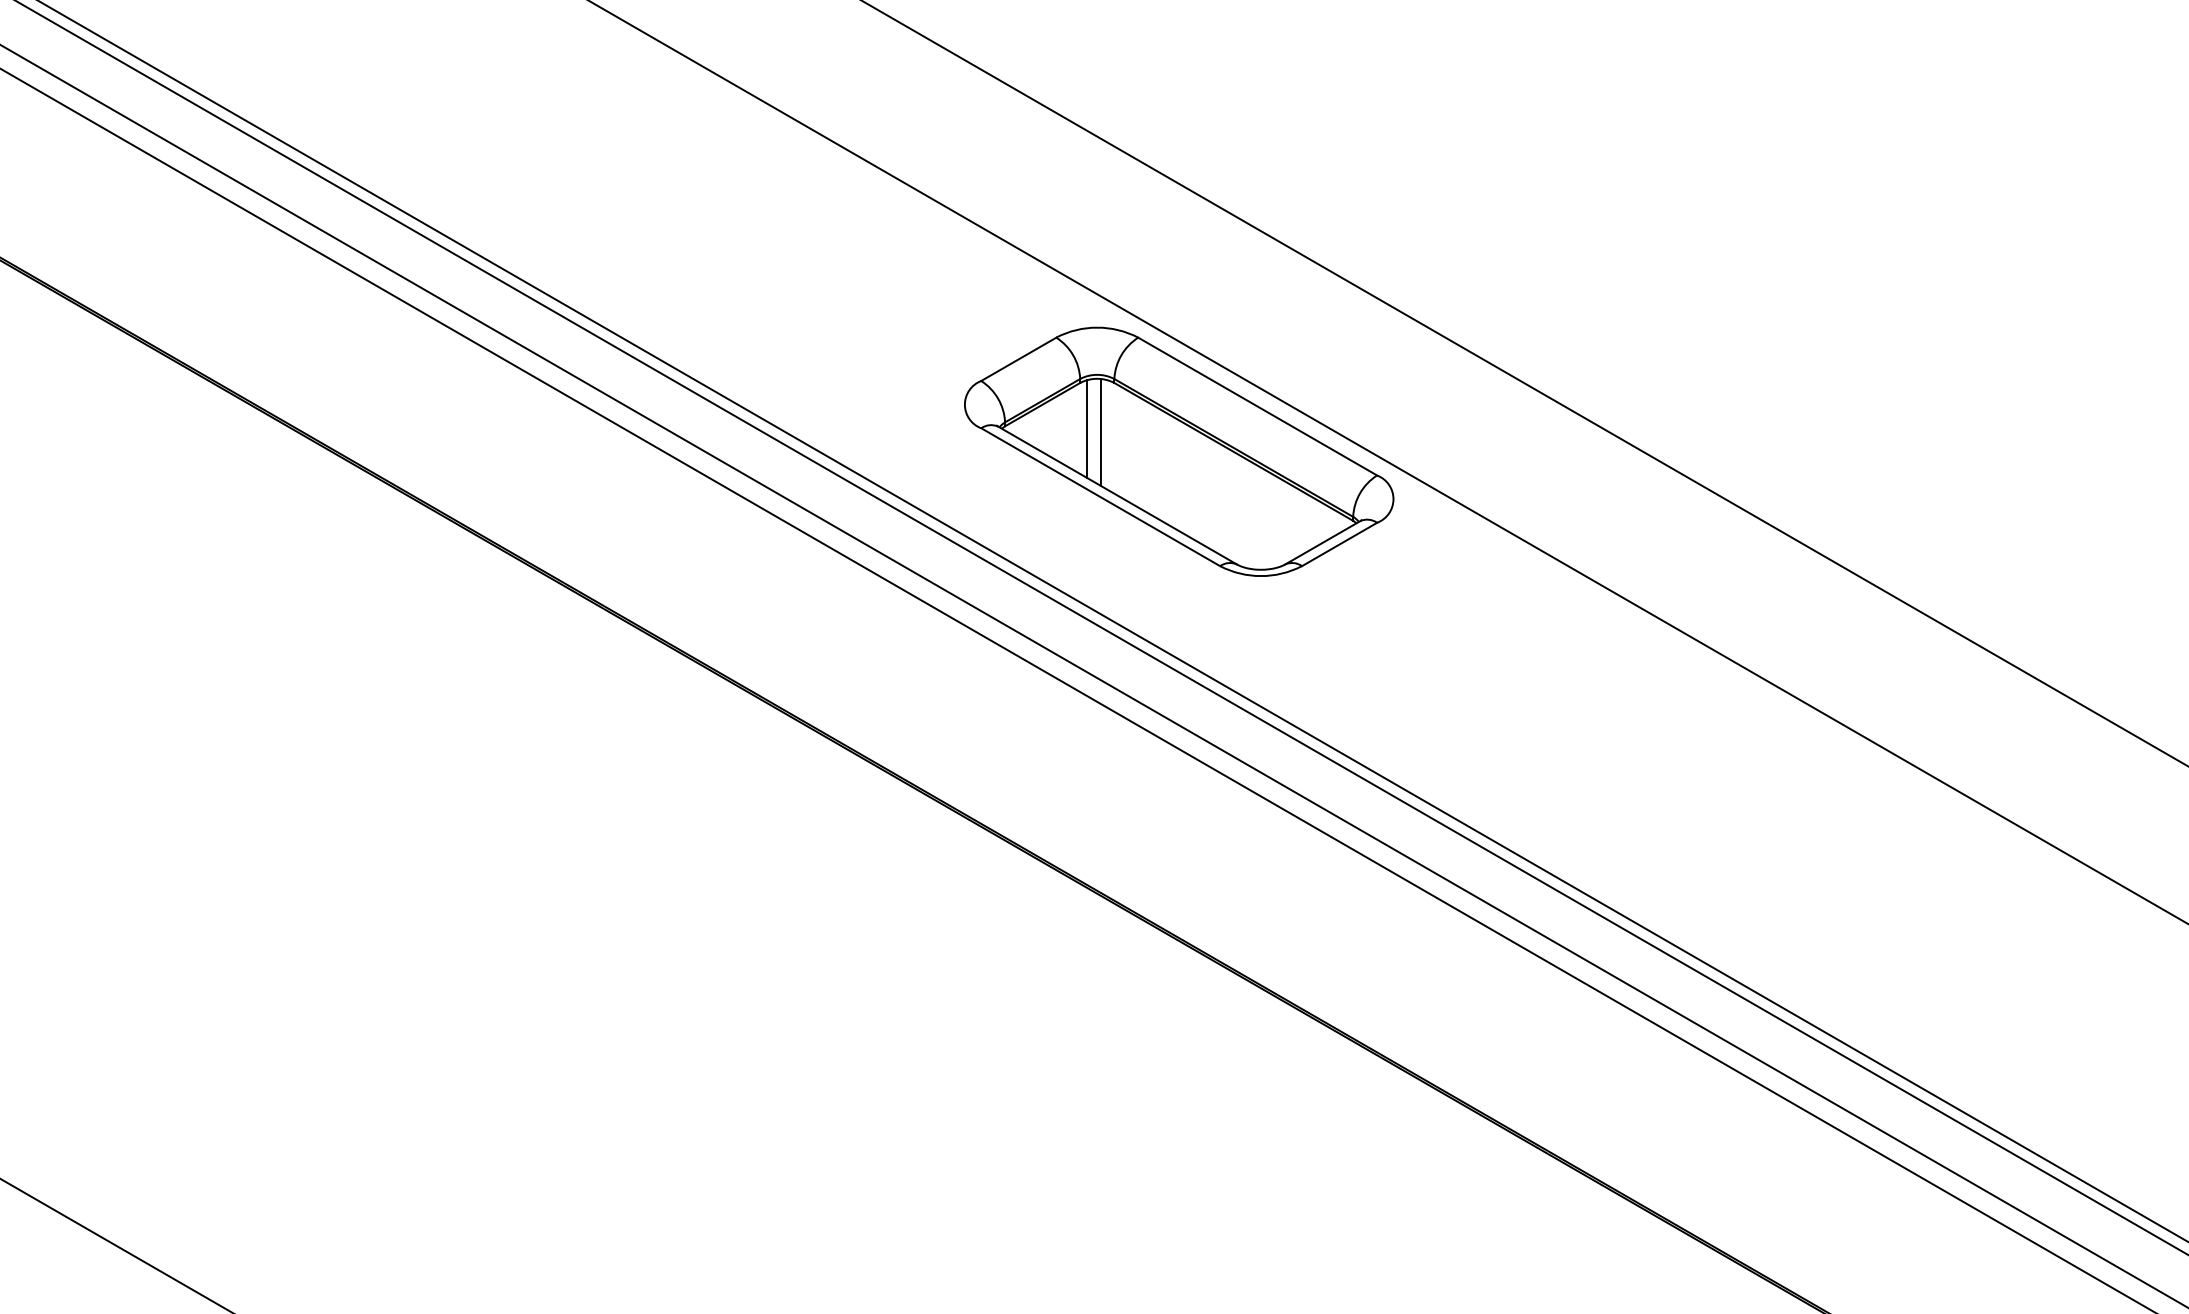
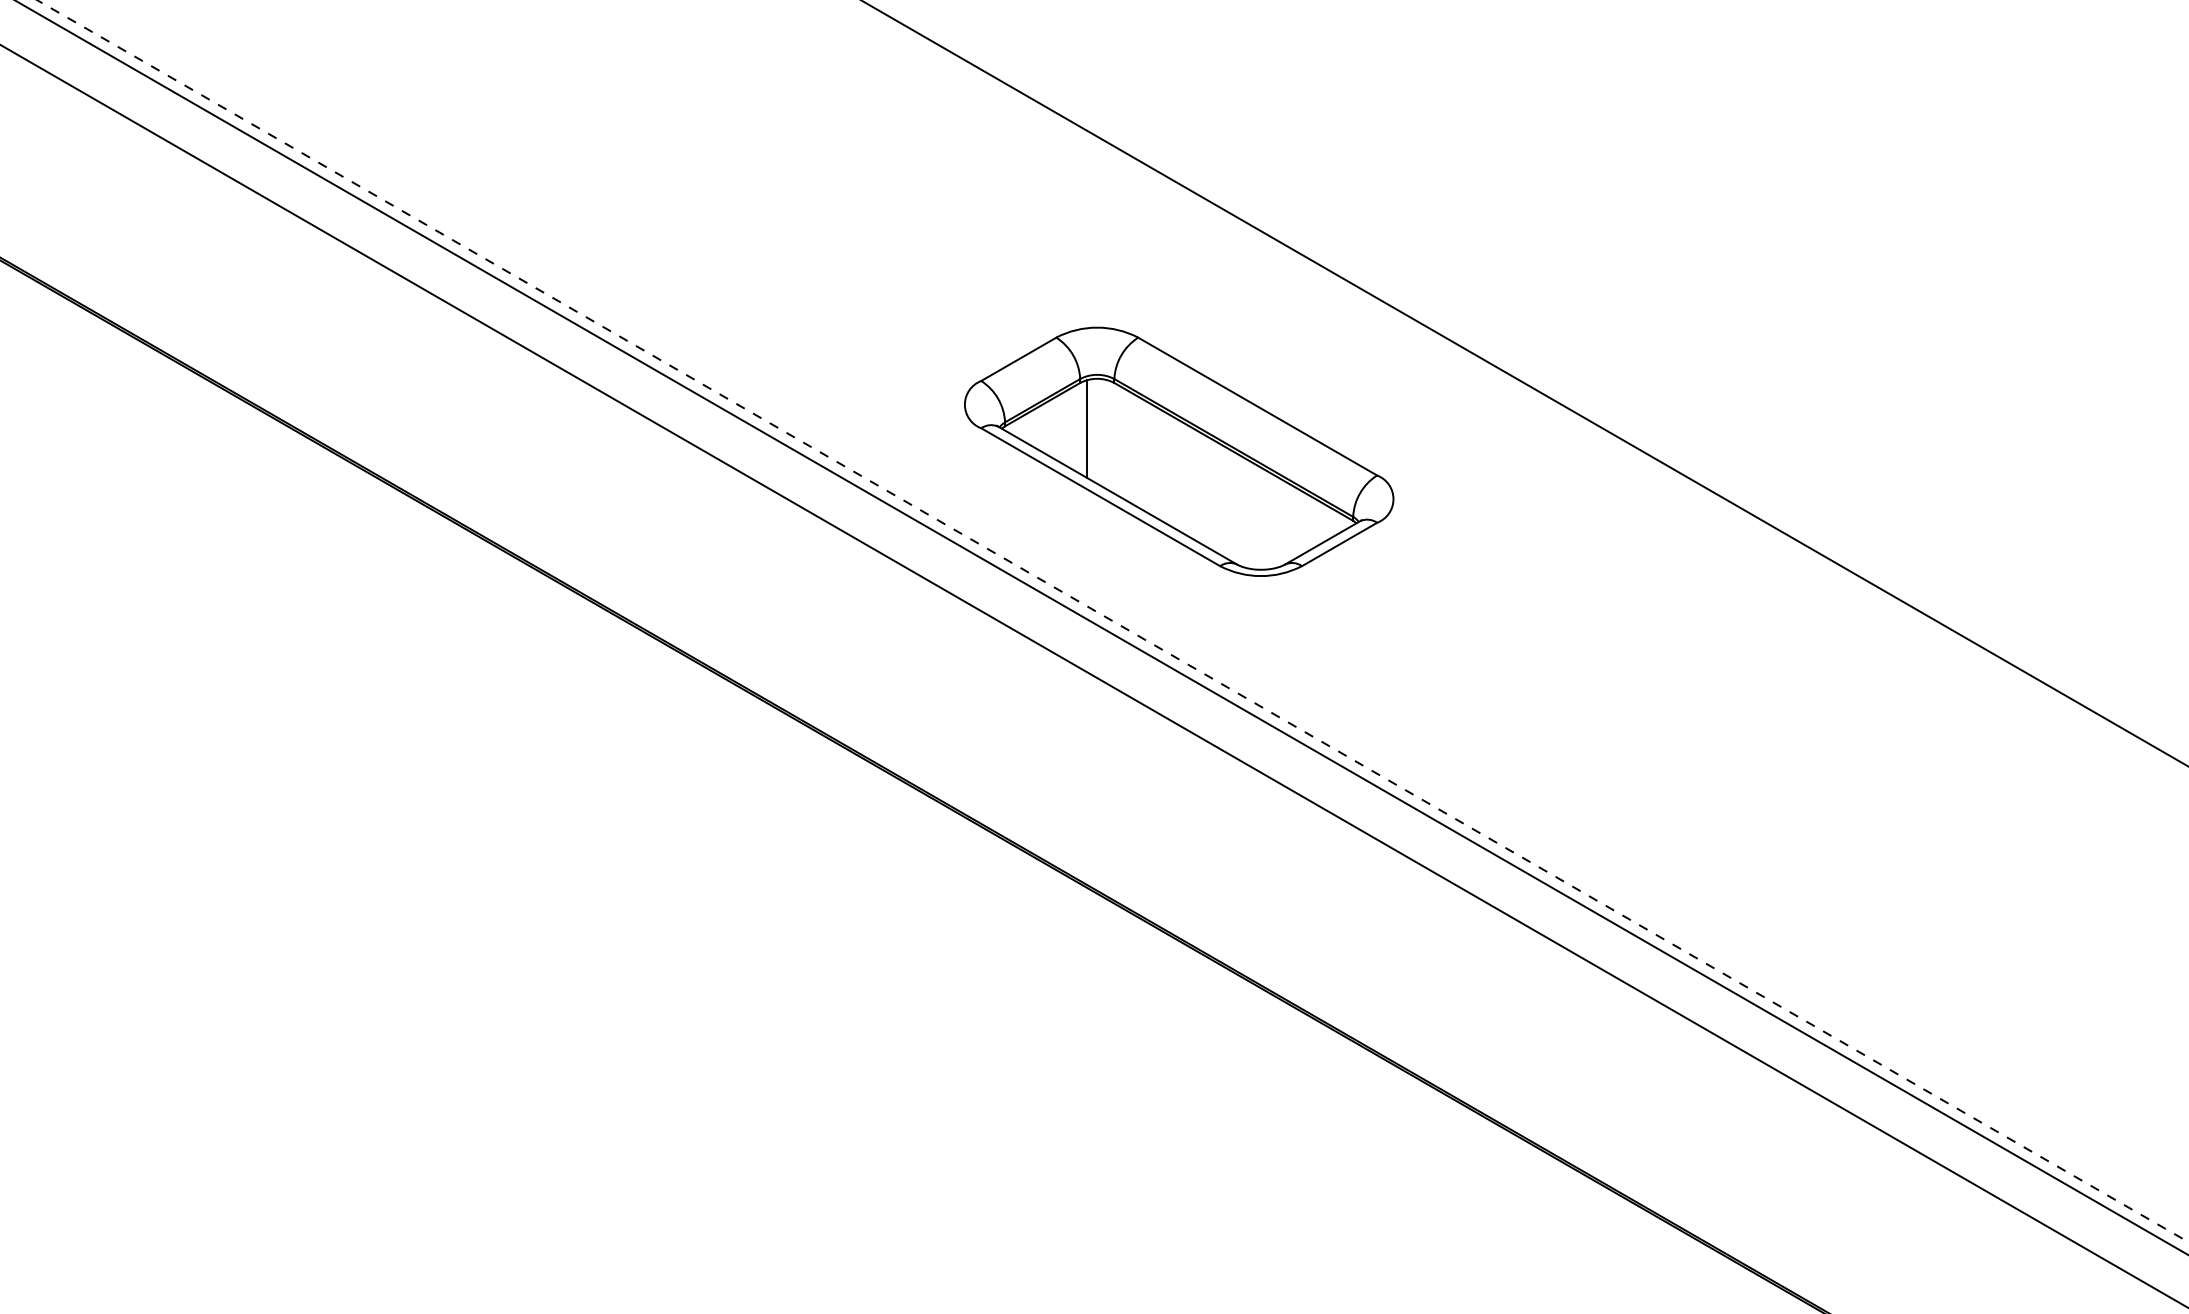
line: present -> none (1100, 431)
line: present -> none (1388, 462)
line: solid -> dashed (1113, 621)
line: present -> none (1077, 689)
line: present -> none (115, 1244)
